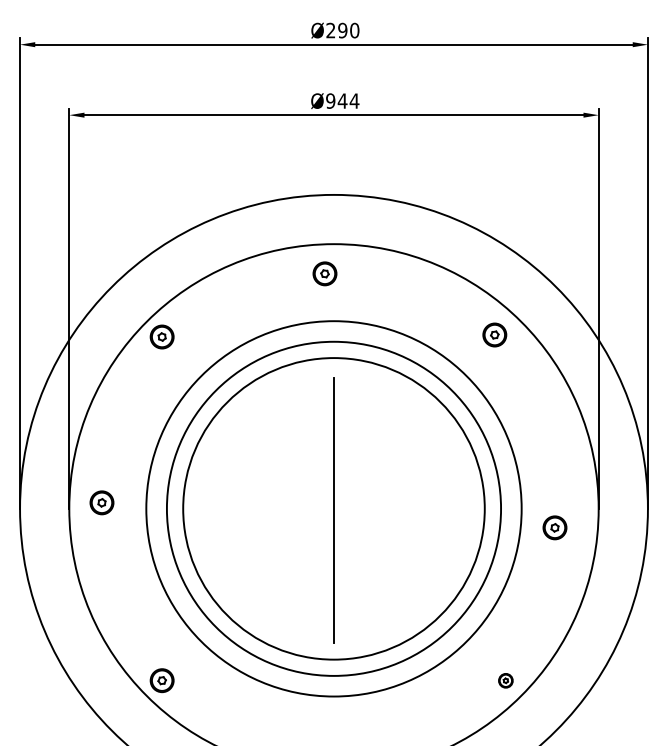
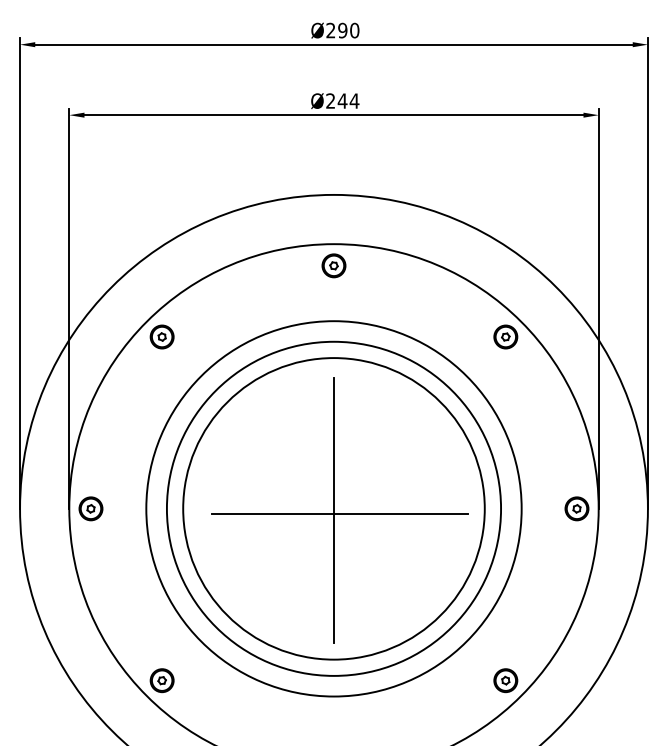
text: Ø944 -> Ø244 (330, 100)
part position: (324, 273) -> (333, 265) (333, 265)
part position: (494, 334) -> (505, 336) (505, 336)
part position: (101, 502) -> (90, 508) (90, 508)
line: none -> present (339, 514)
part position: (554, 527) -> (576, 508) (576, 508)
part size: 16x16 px -> 26x26 px (505, 680)
